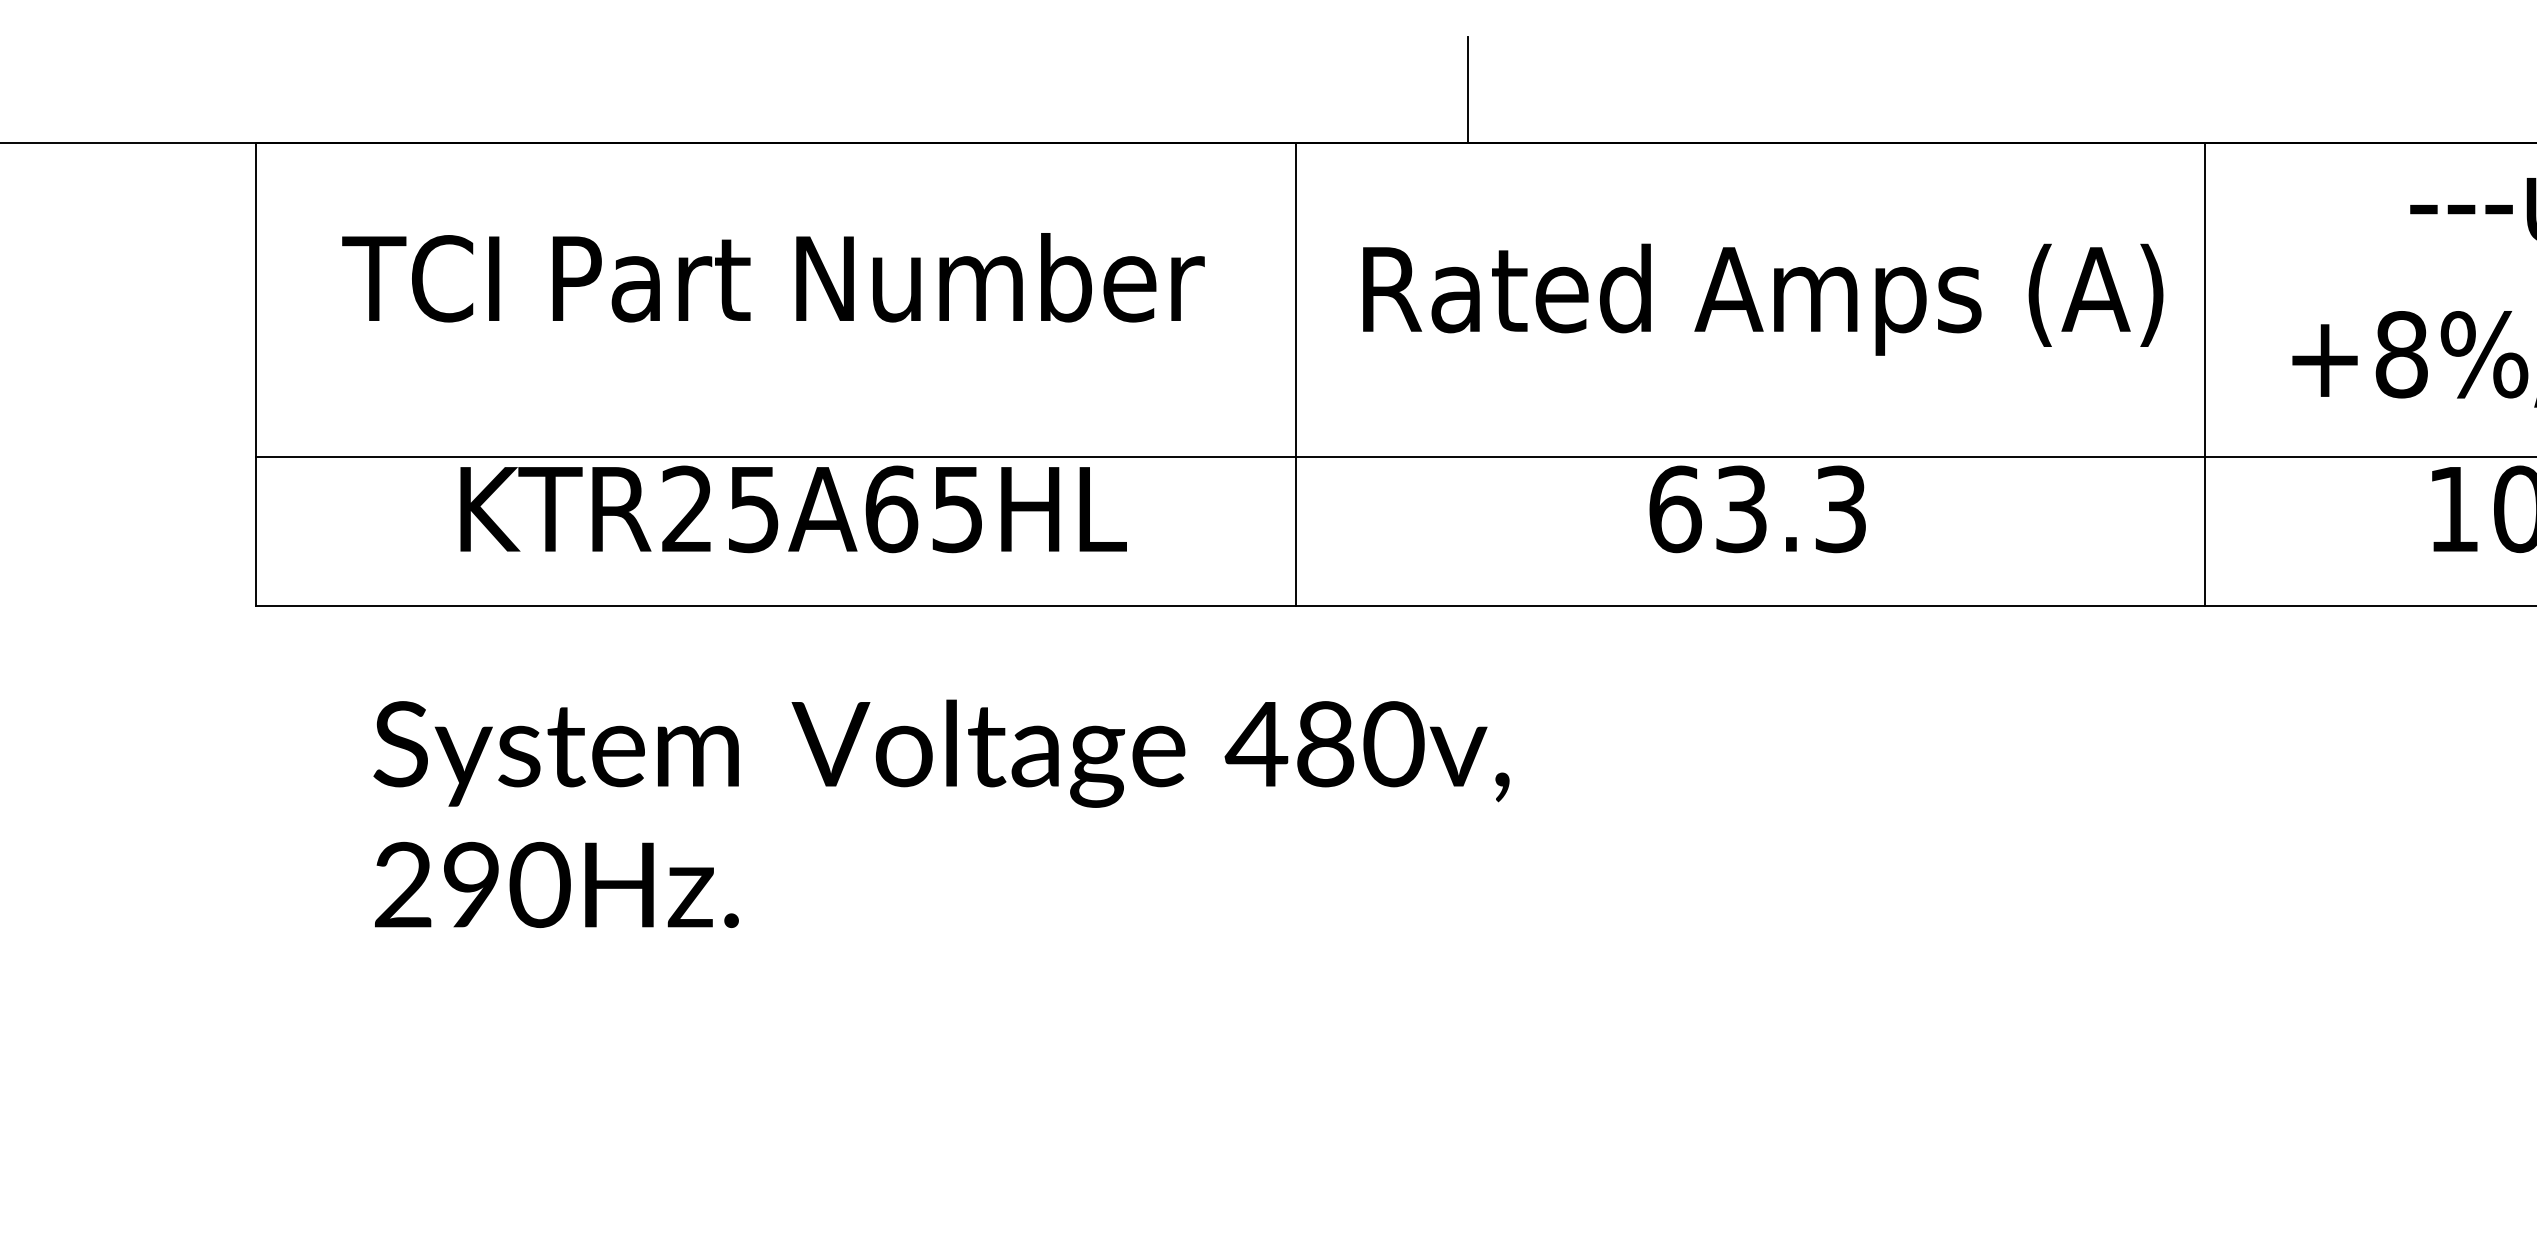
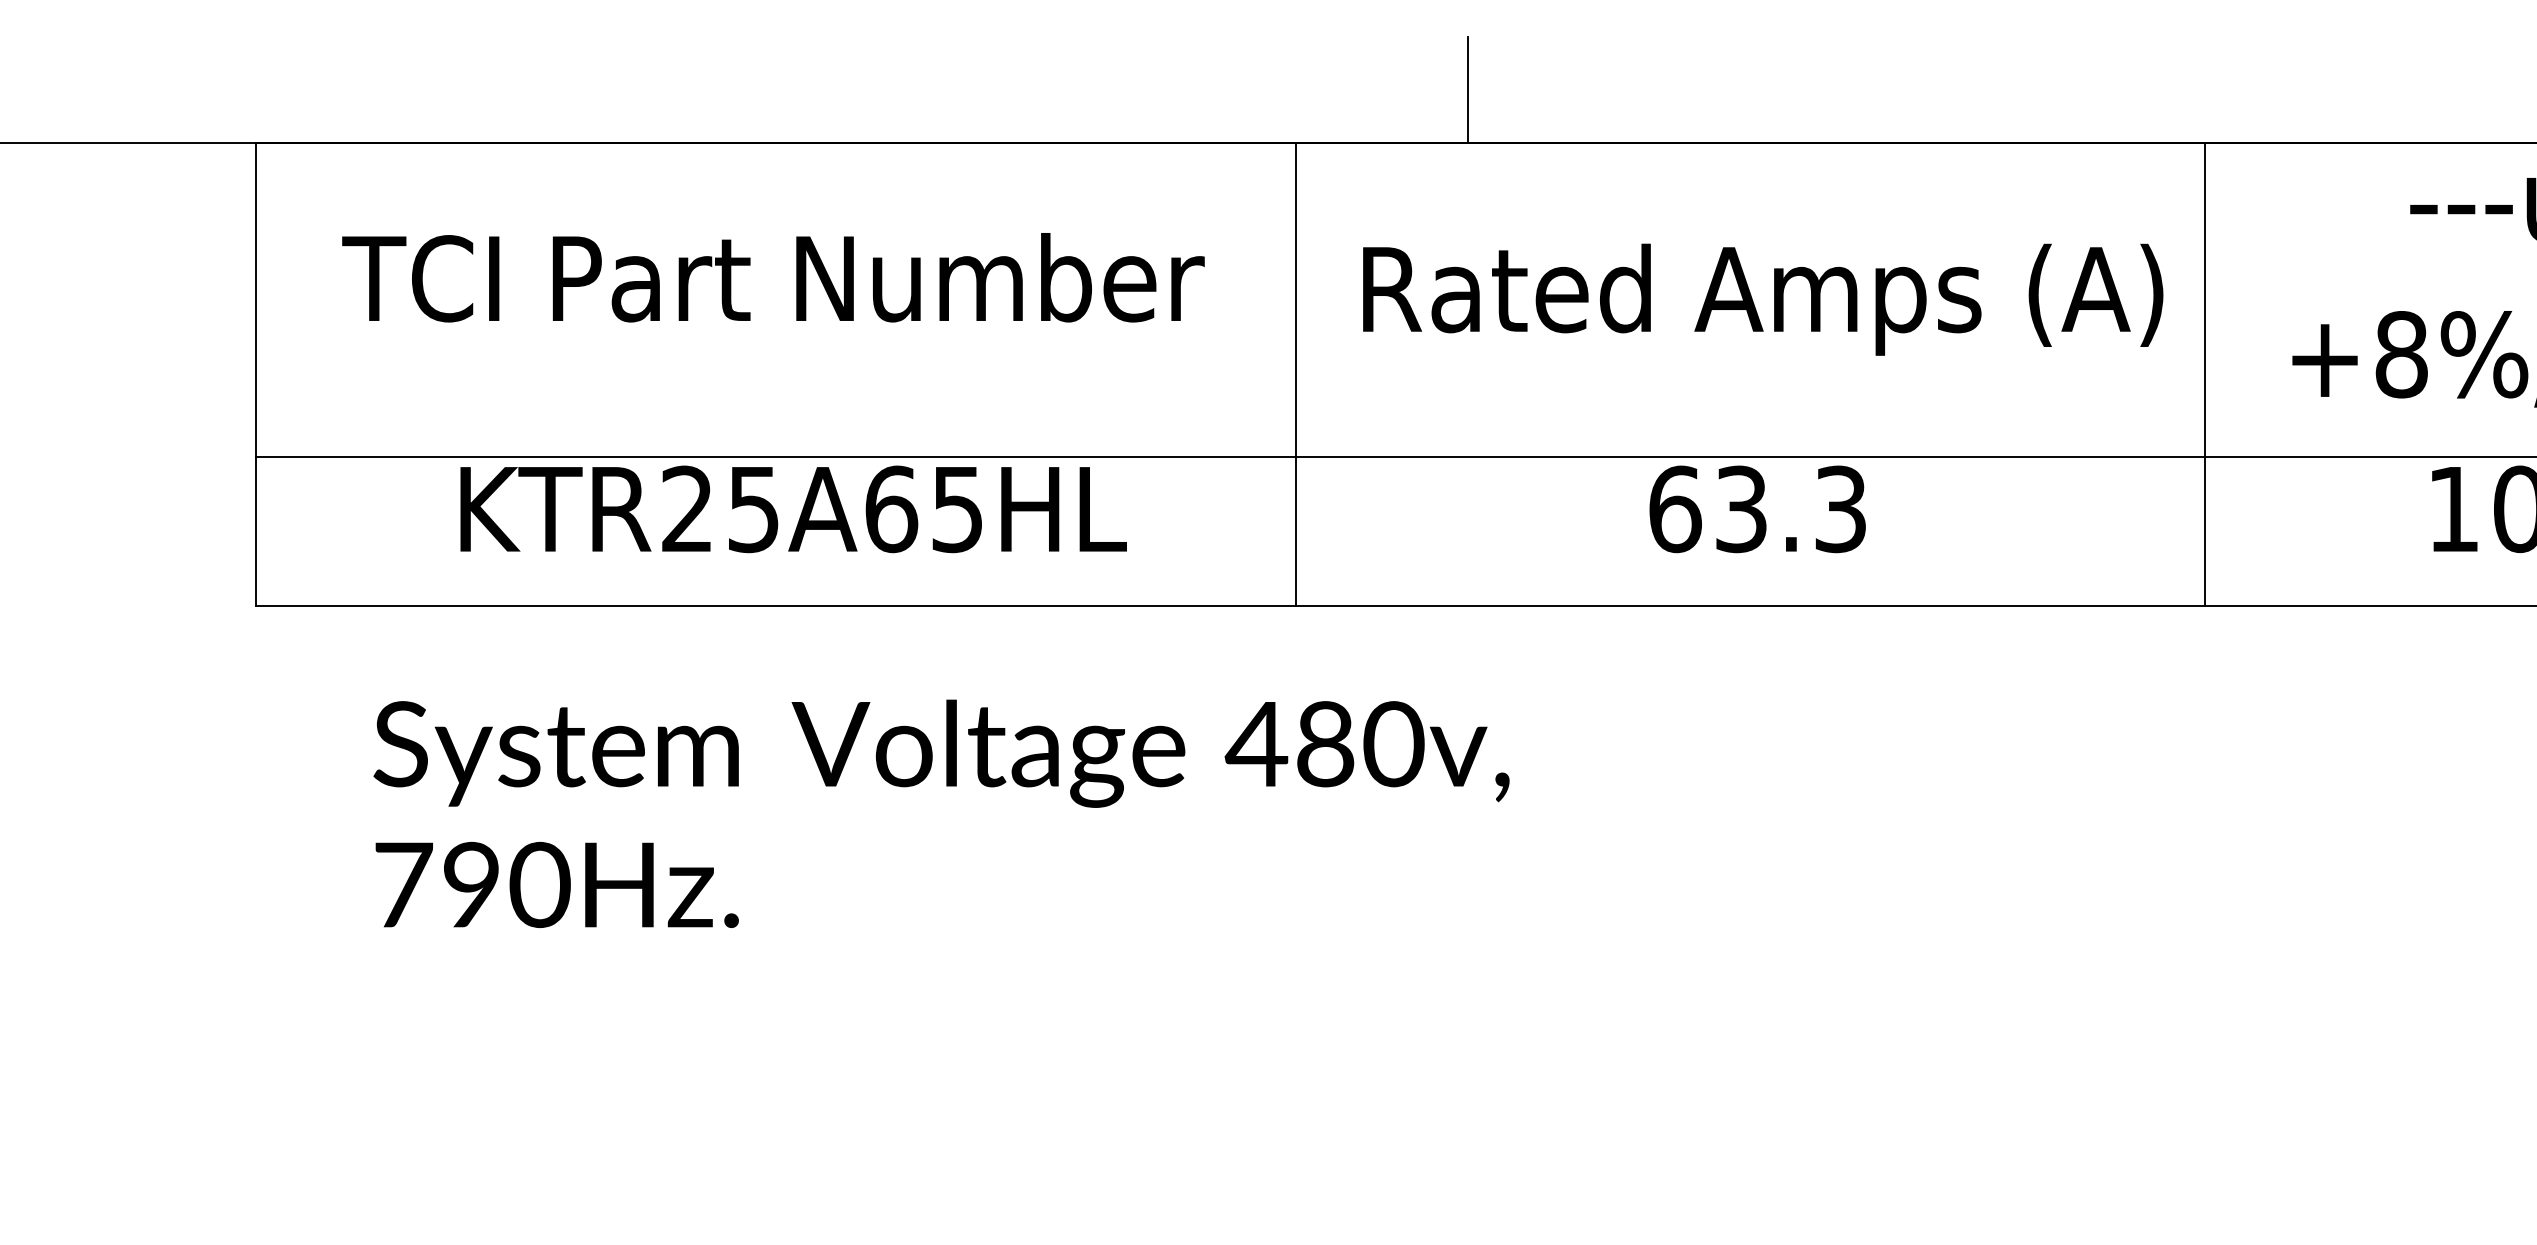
text: 290Hz. -> 790Hz. (403, 884)
